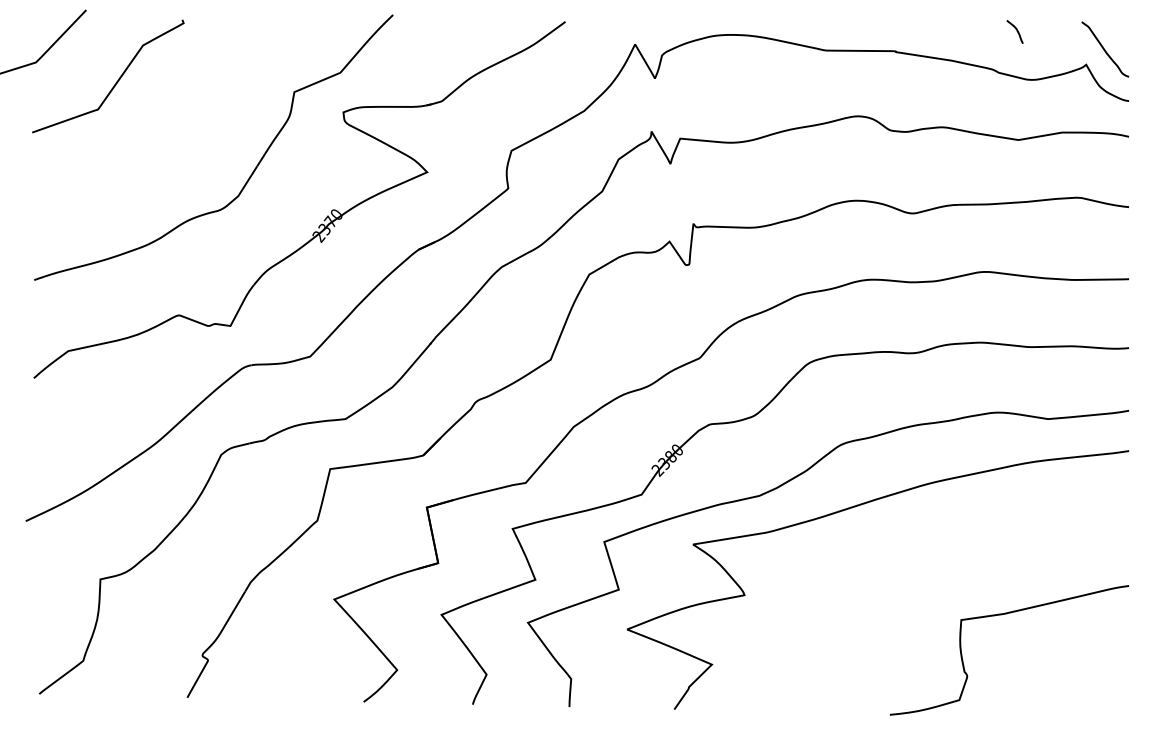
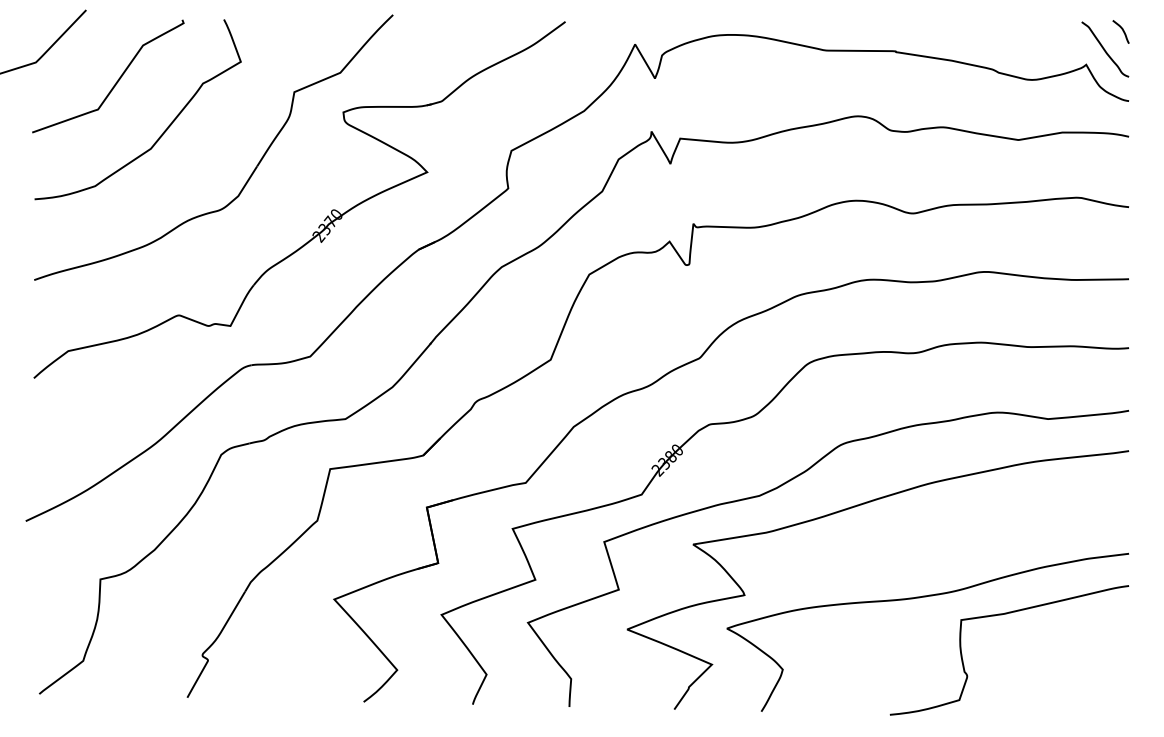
curve position: (1016, 31) -> (1122, 31) (1122, 31)
curve: none -> present (163, 131)
curve: none -> present (919, 598)
